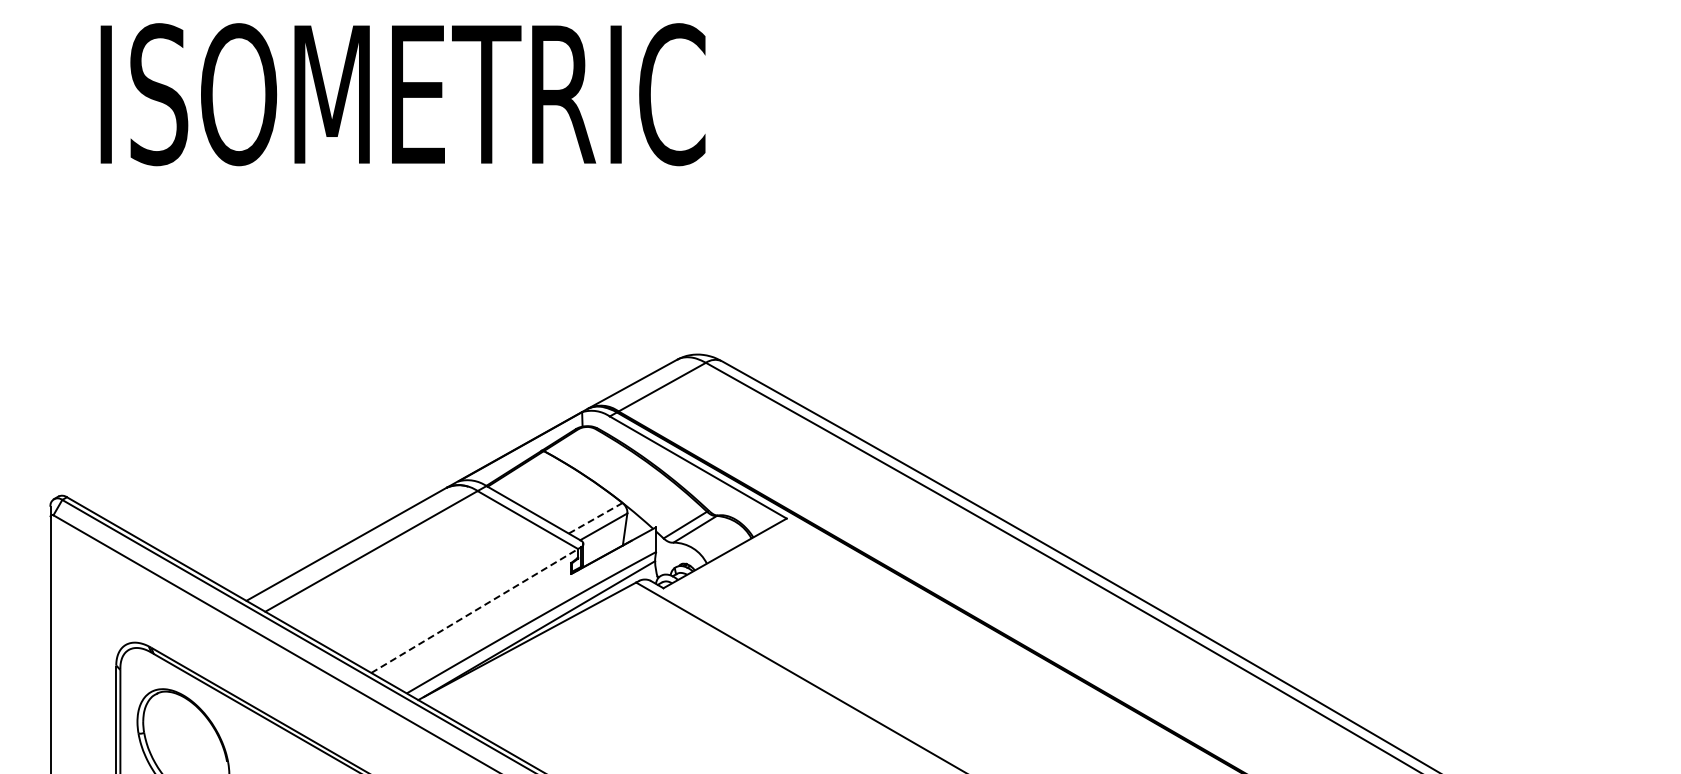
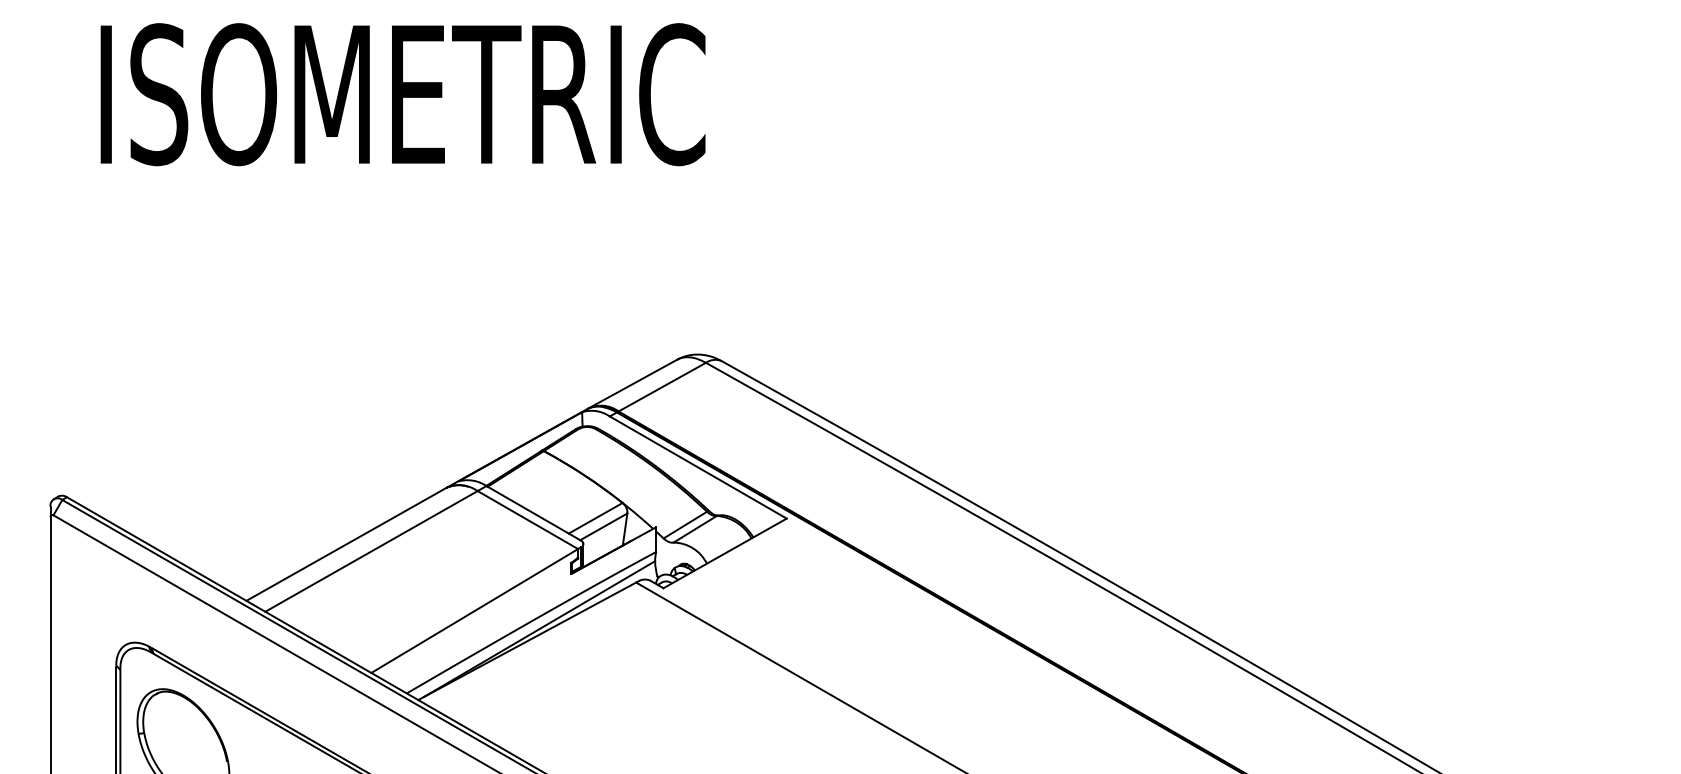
line: dashed -> solid (595, 518)
line: dashed -> solid (474, 611)
